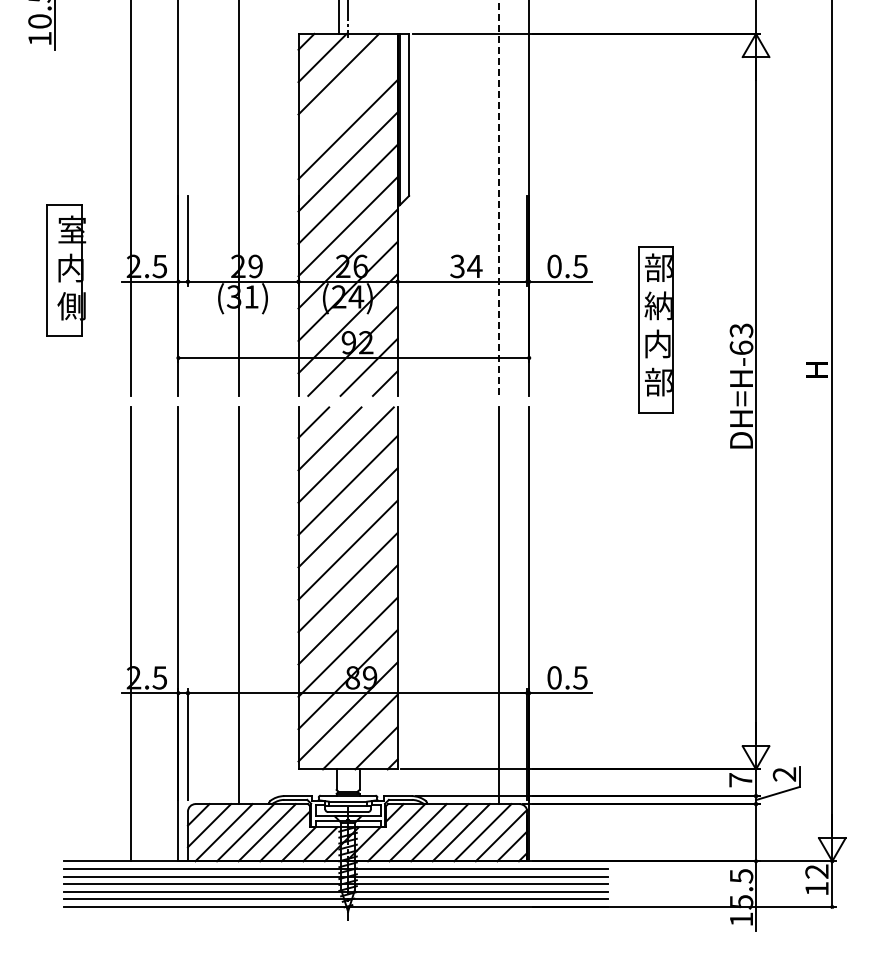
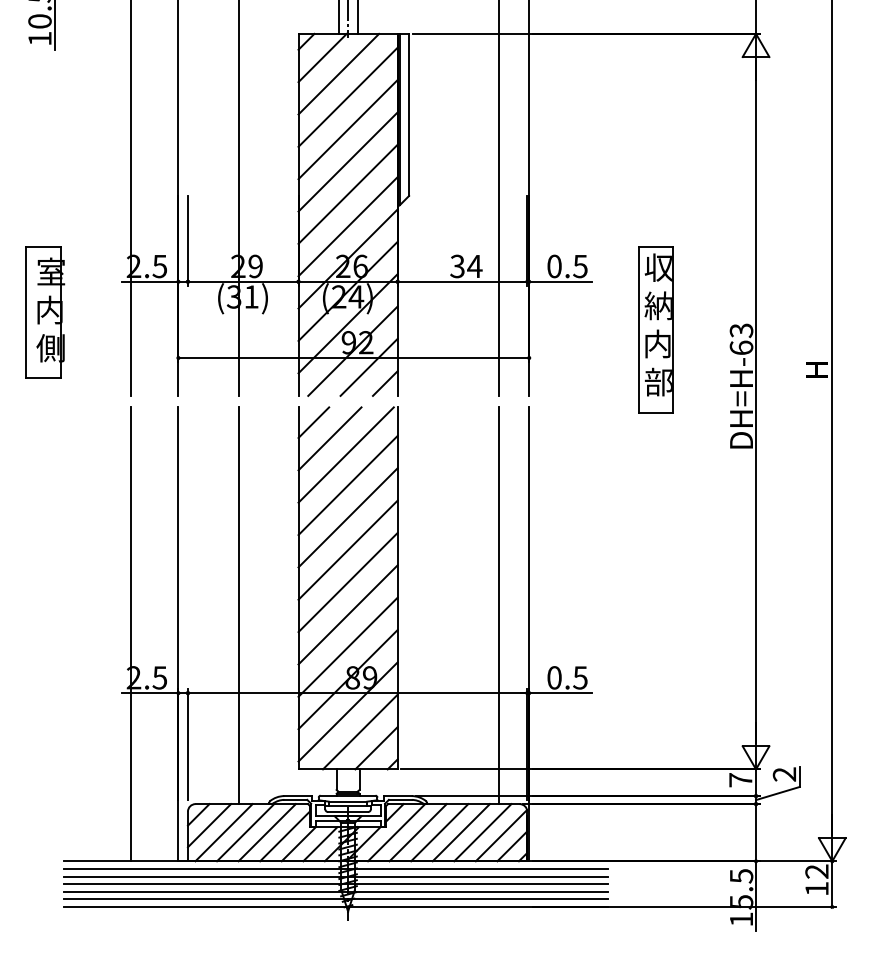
line: none -> present (357, 17)
line: none -> present (347, 96)
line: dashed -> solid (498, 198)
text: 部 -> 収 (657, 267)
part position: (66, 270) -> (45, 312) (45, 312)
